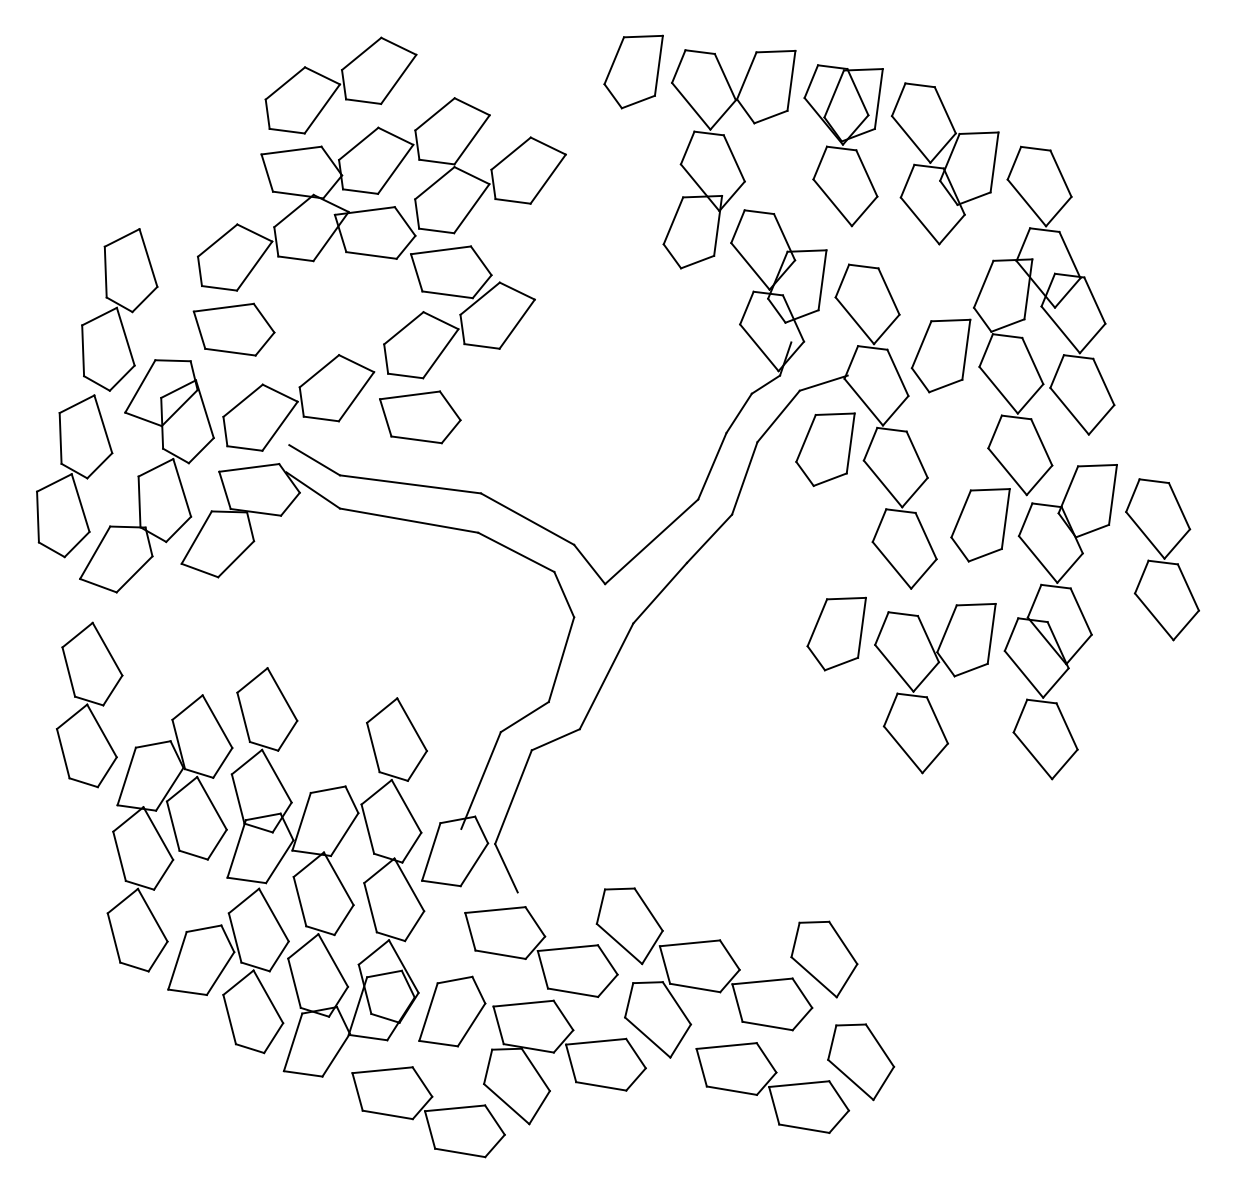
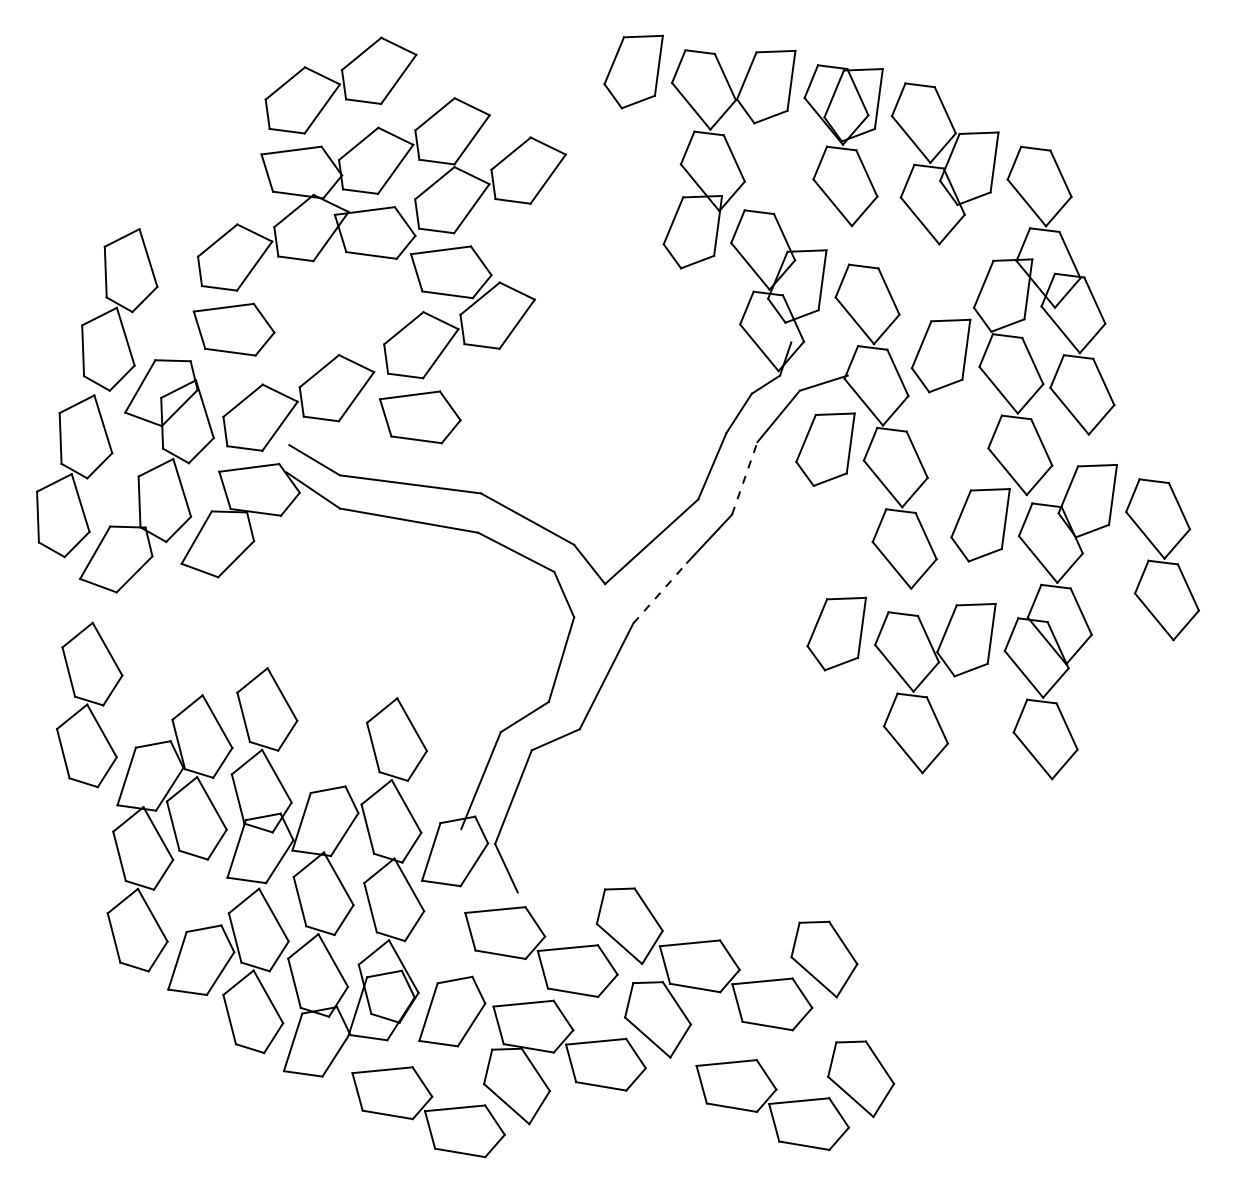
line: solid -> dashed (744, 477)
line: solid -> dashed (660, 592)
part position: (795, 1078) -> (795, 1095) (795, 1095)
